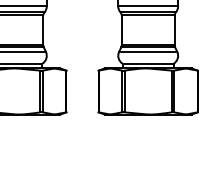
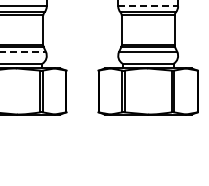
line: solid -> dashed (148, 6)
line: solid -> dashed (23, 51)
